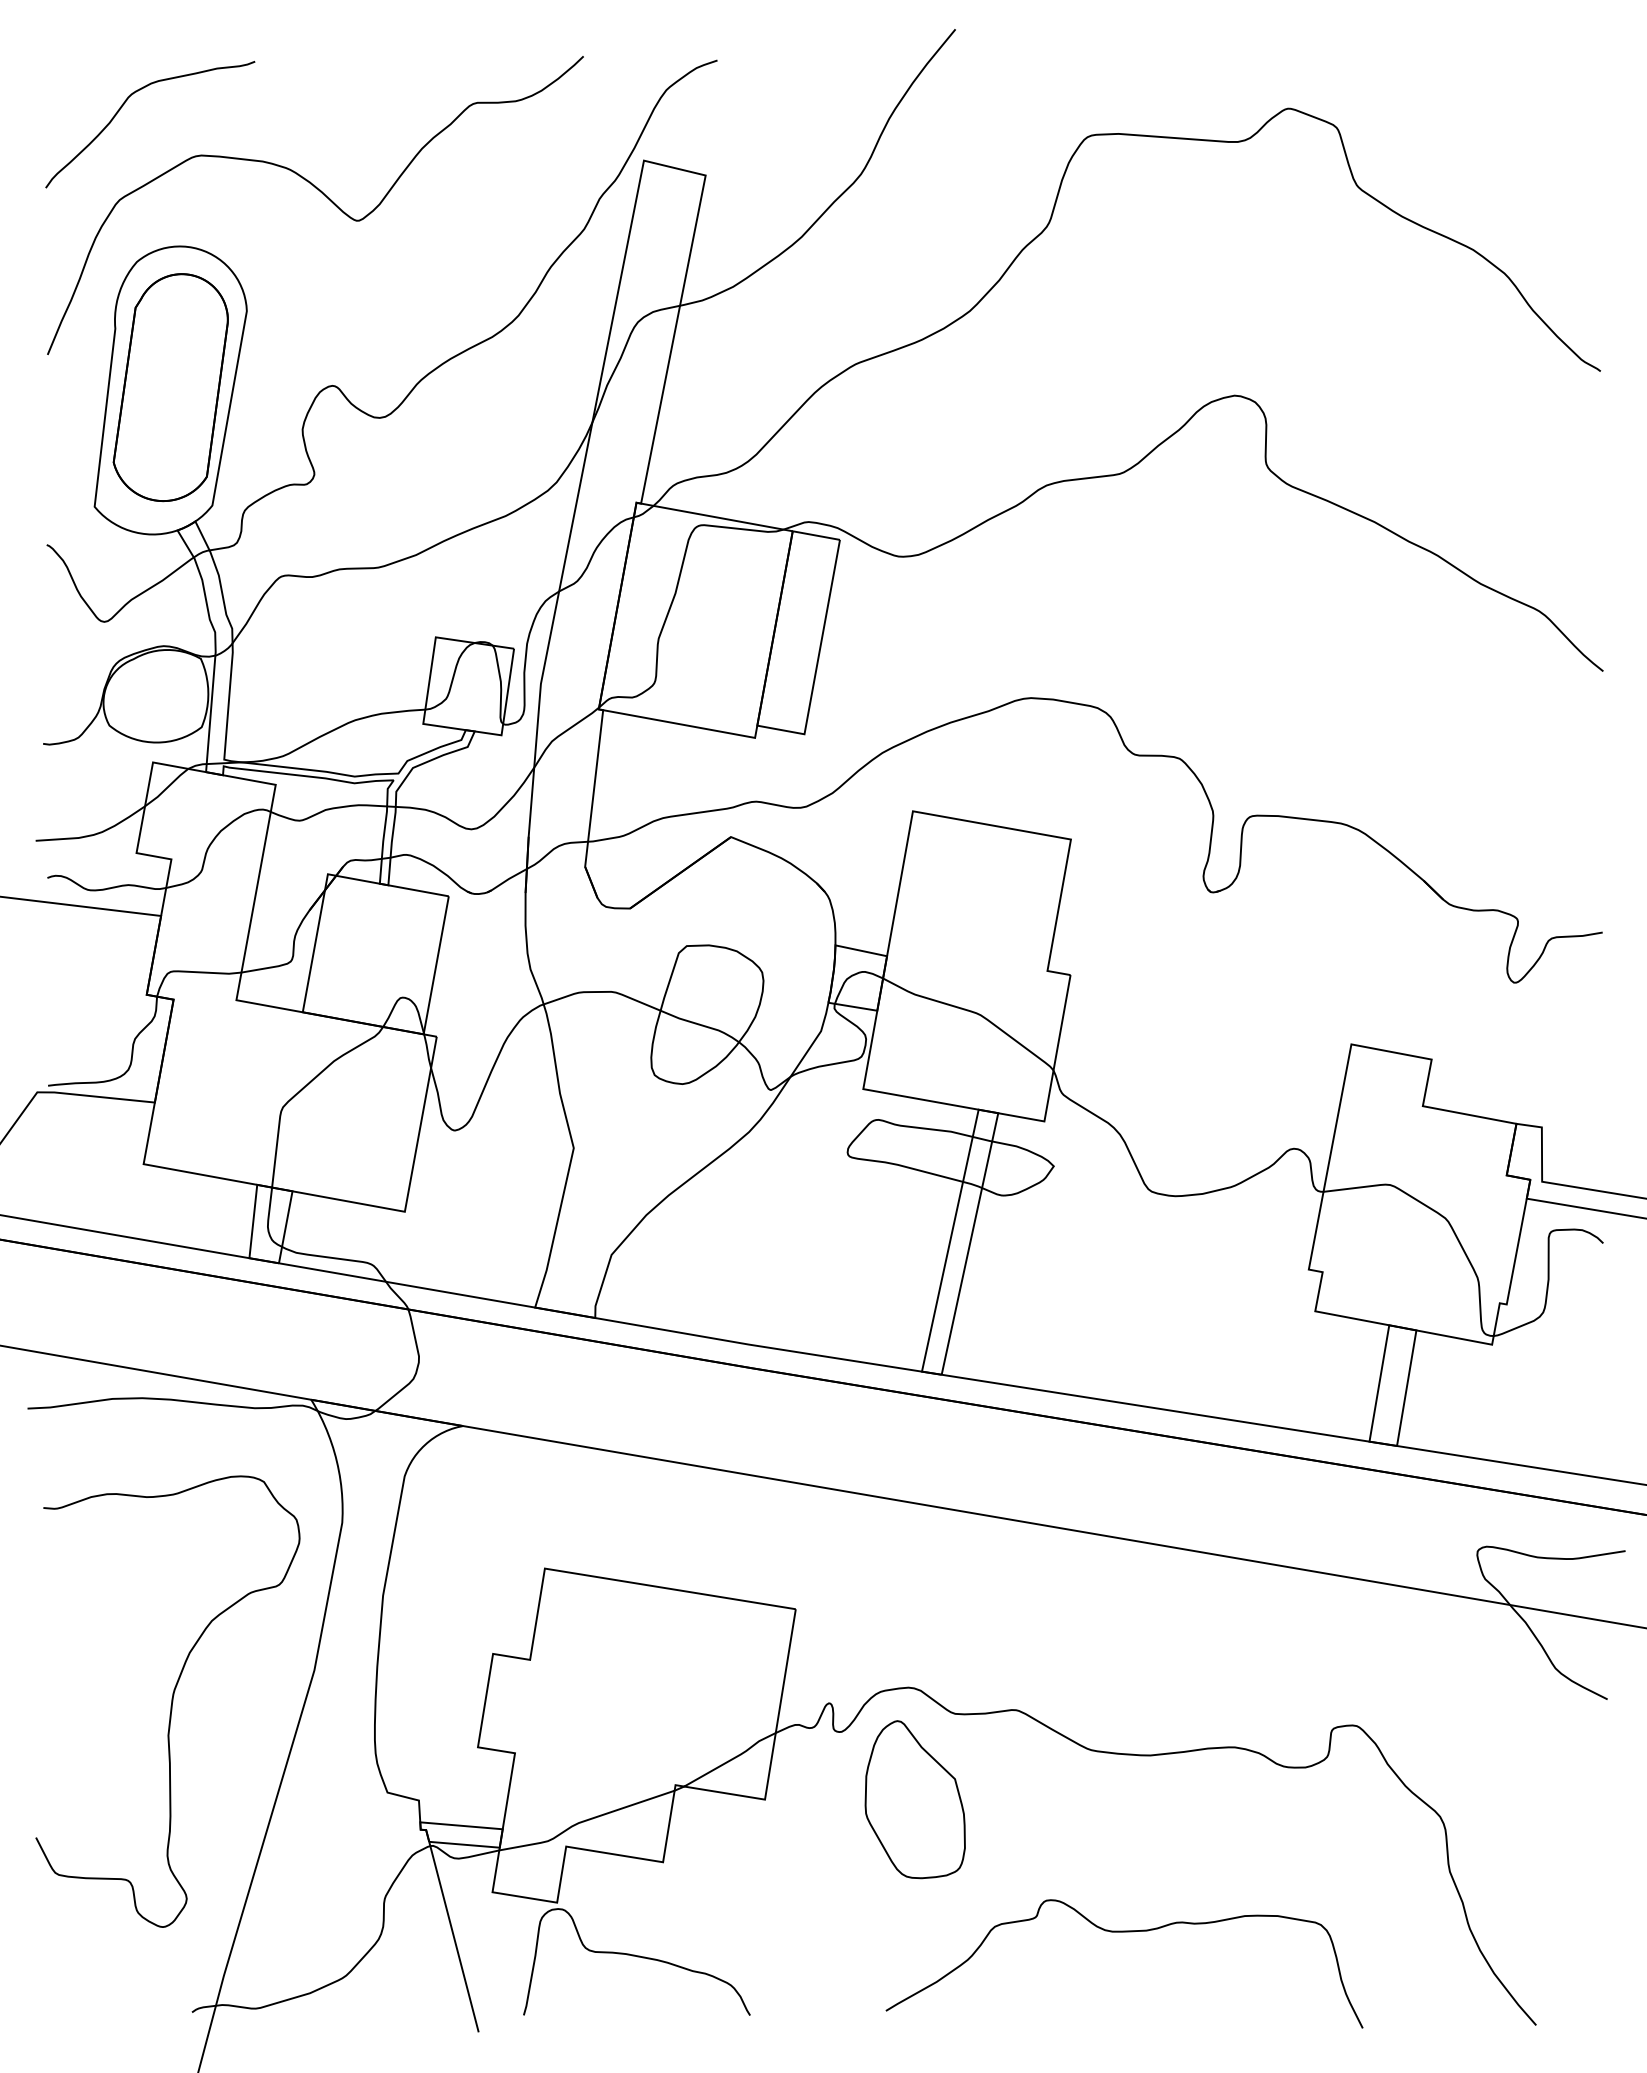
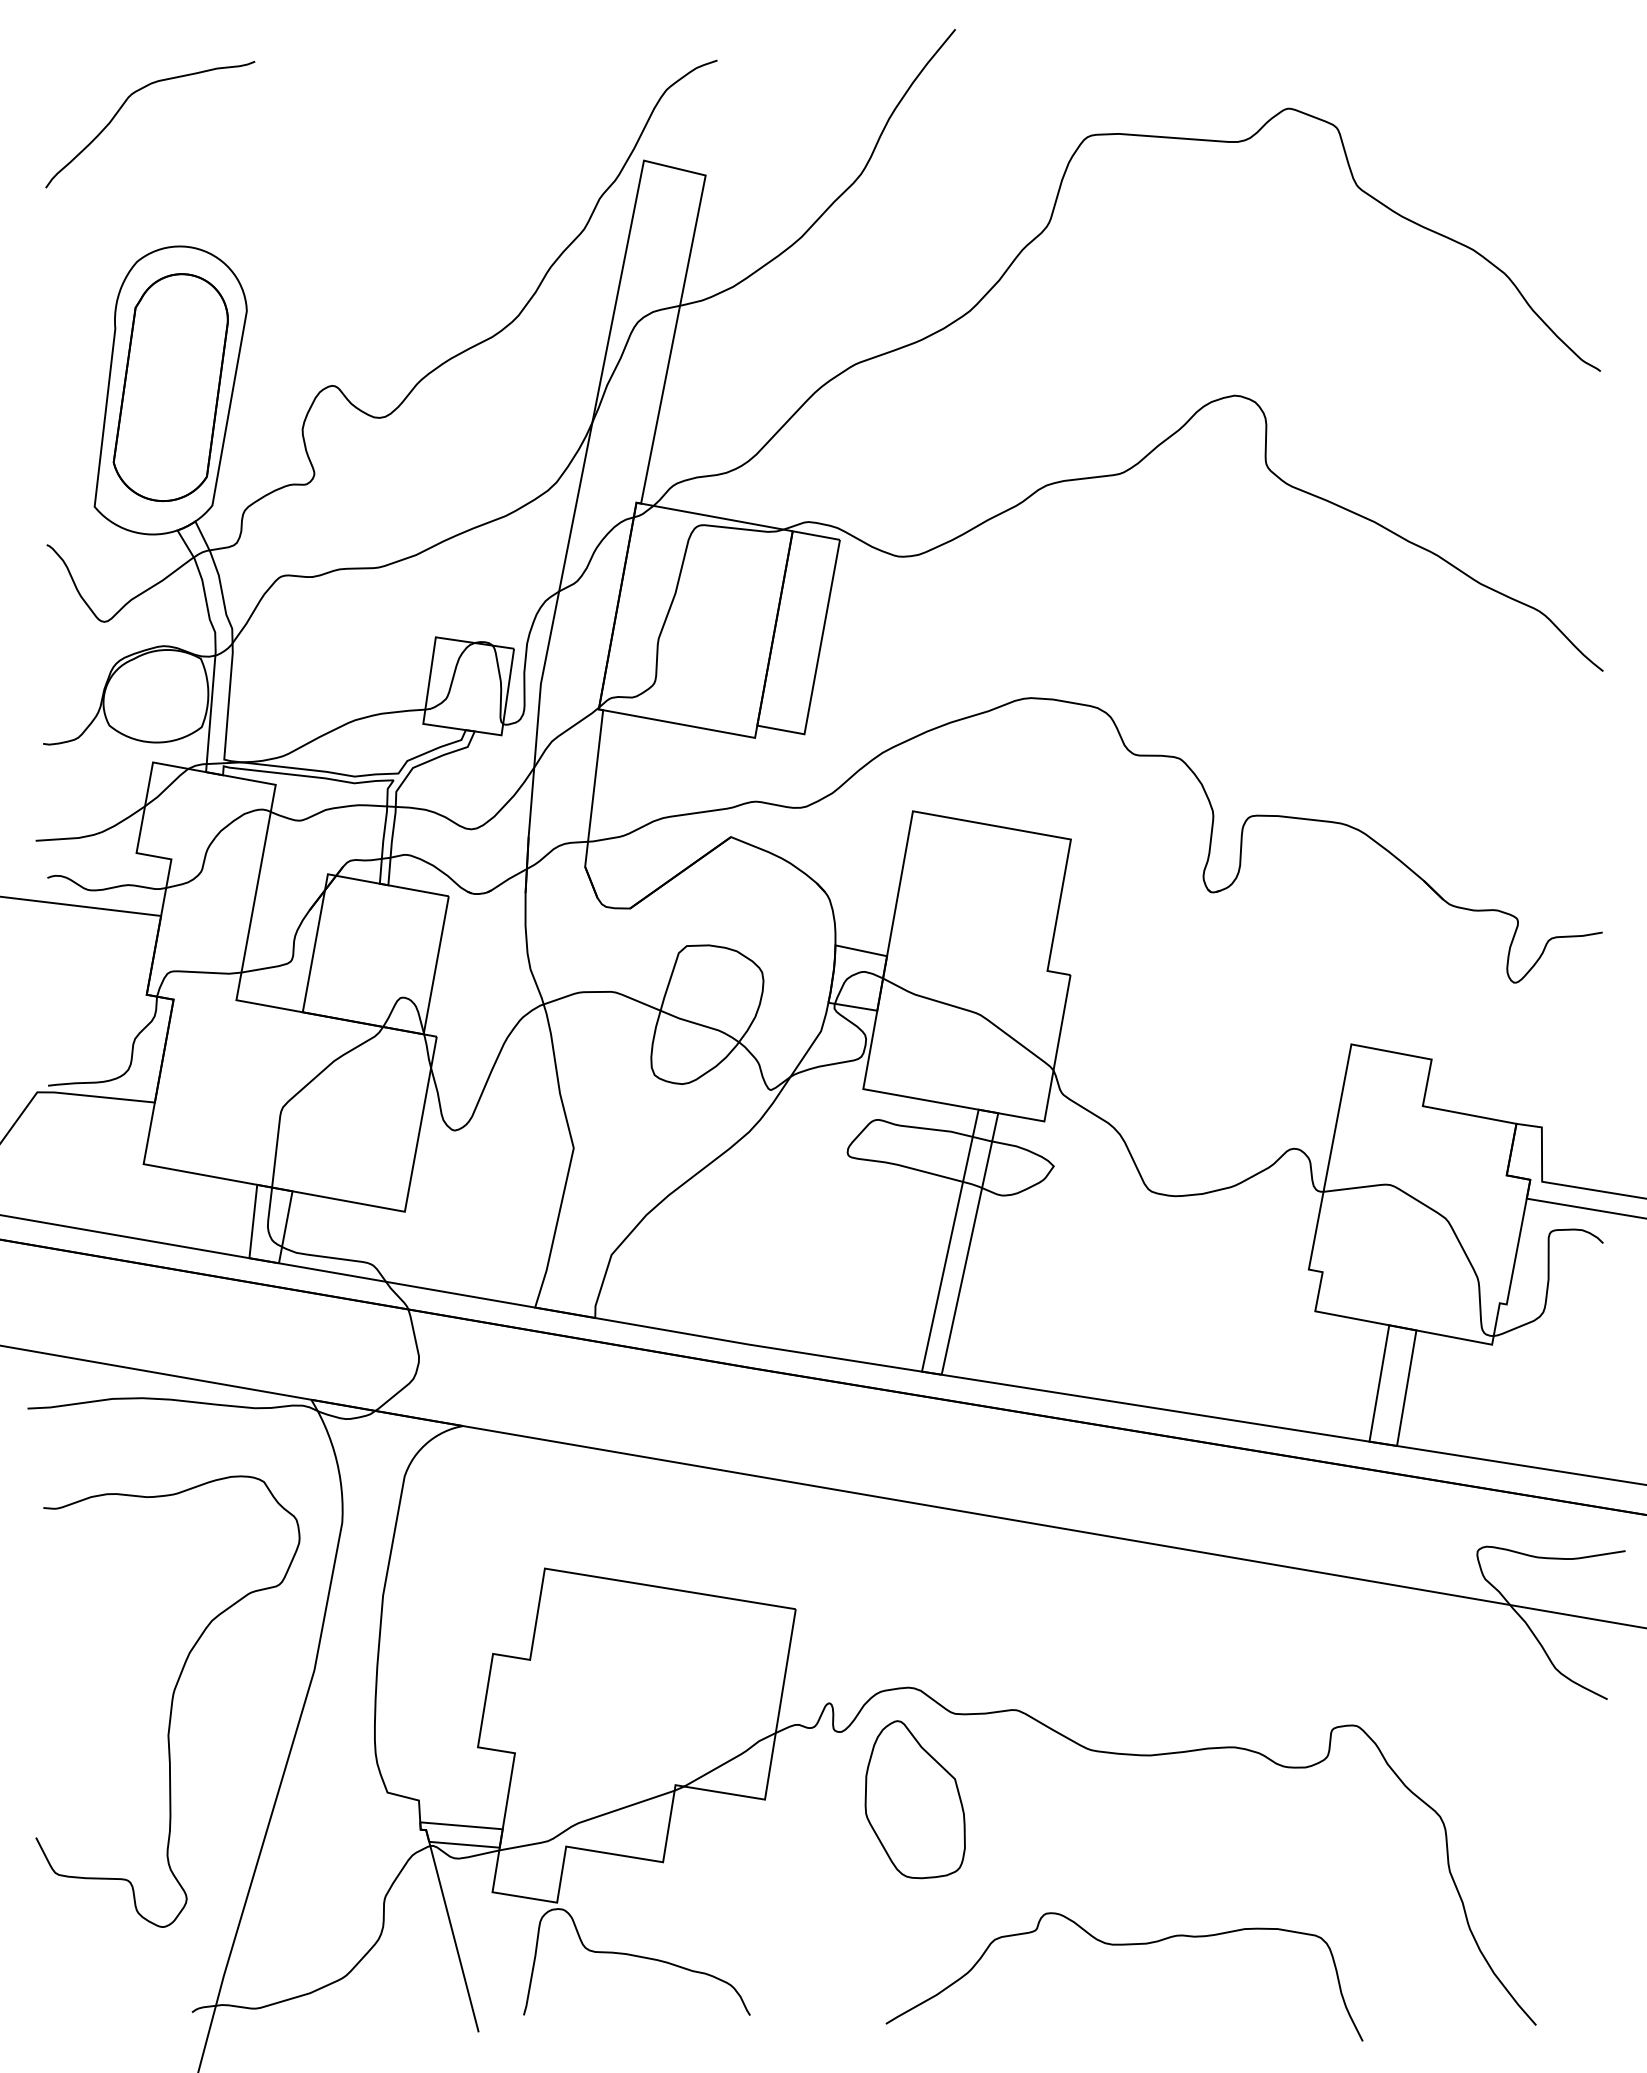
curve: present -> none (323, 195)
curve position: (1124, 1932) -> (1124, 1945) (1124, 1945)
